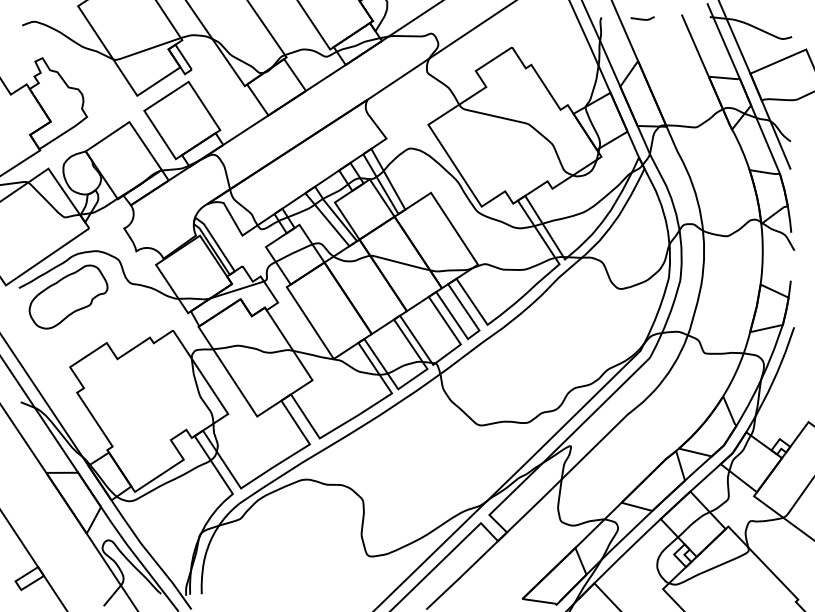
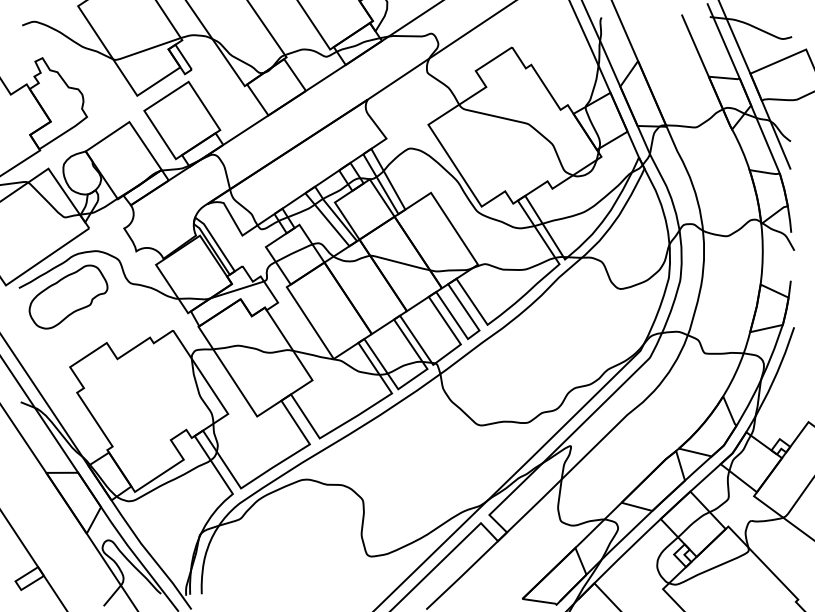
line: present -> none (642, 18)
